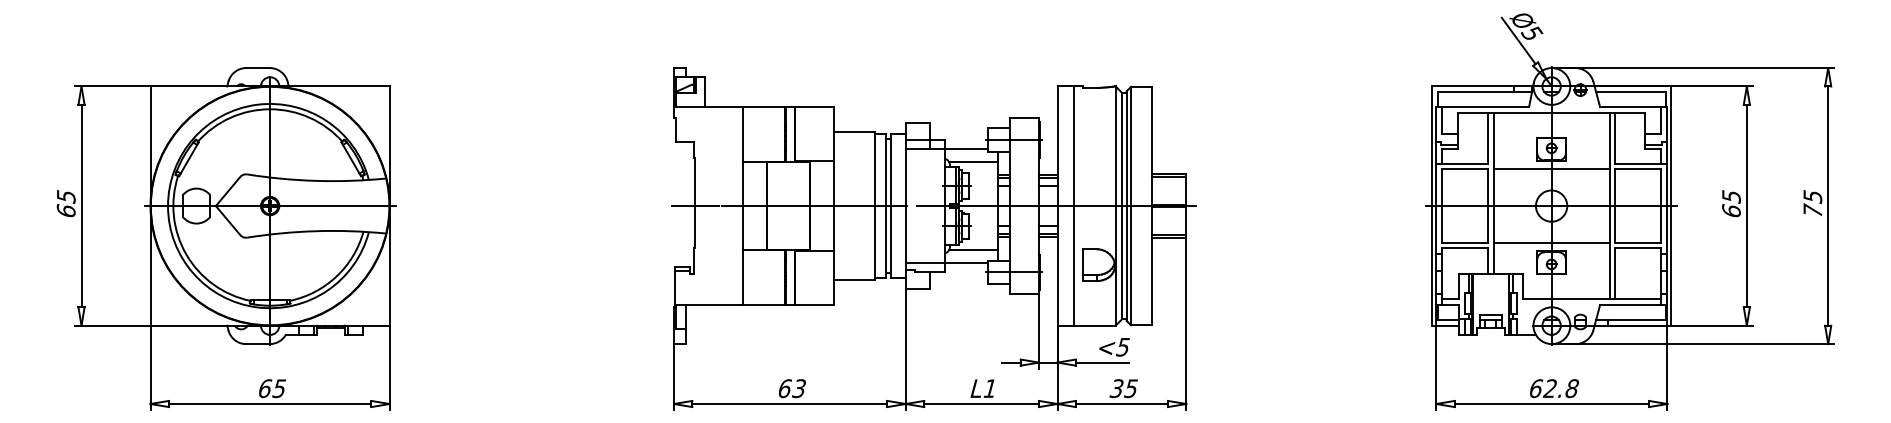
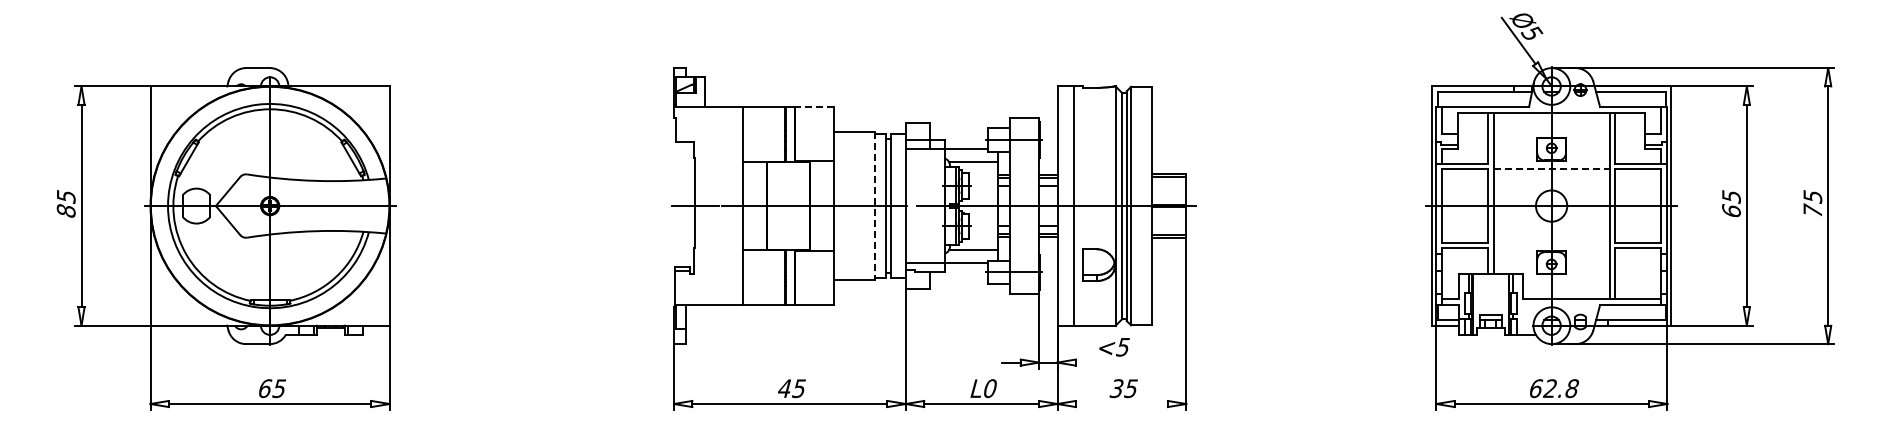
line: solid -> dashed (813, 106)
line: solid -> dashed (1551, 169)
line: solid -> dashed (875, 206)
text: 65 -> 85 (65, 210)
line: present -> none (1551, 242)
line: present -> none (1101, 362)
text: 63 -> 45 (791, 388)
text: L1 -> L0 (989, 388)
line: present -> none (1121, 404)
